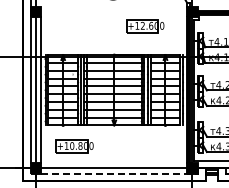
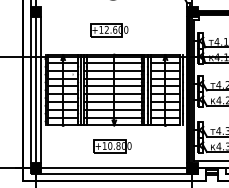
part position: (145, 26) -> (109, 30) (109, 30)
part position: (74, 146) -> (112, 146) (112, 146)
line: dashed -> solid (120, 173)
